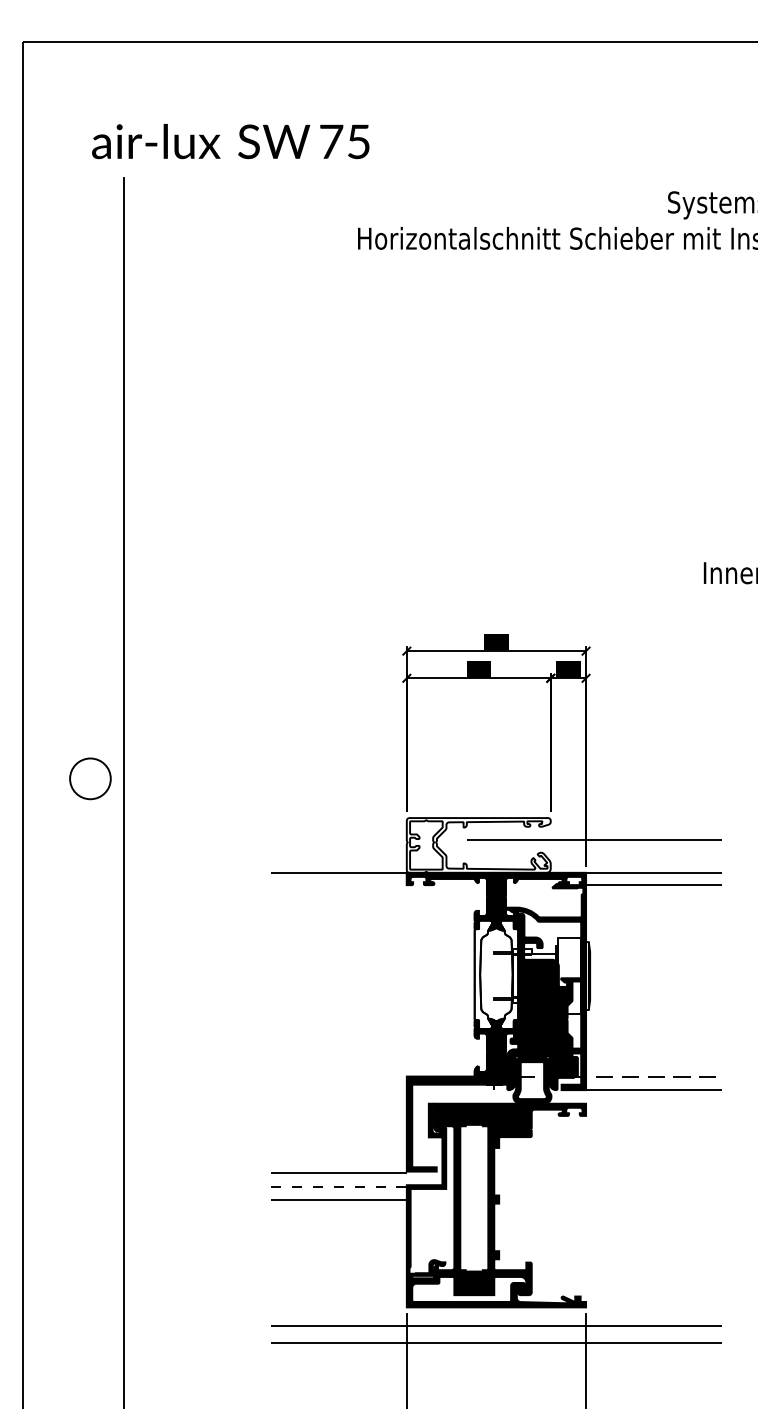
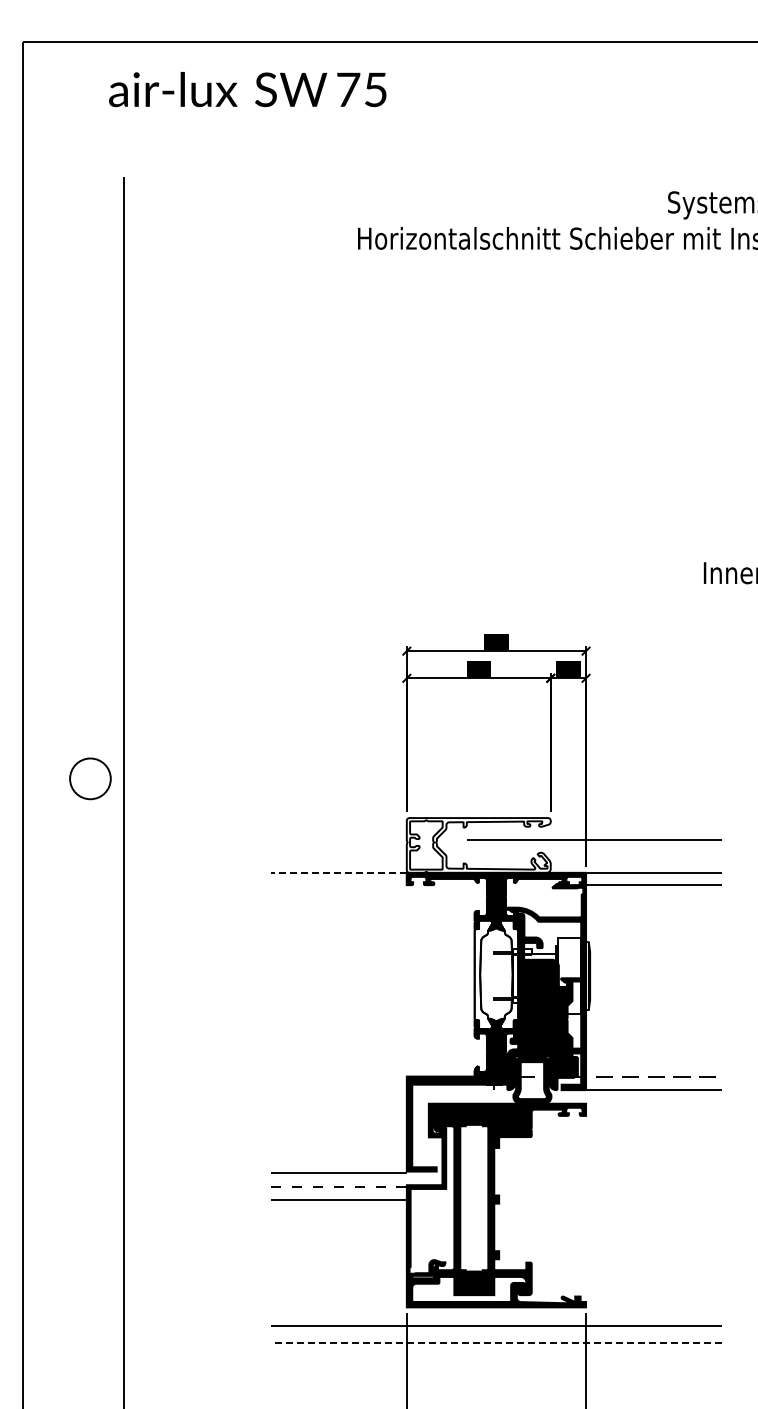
text position: (230, 141) -> (247, 89) (247, 89)
line: solid -> dashed (338, 872)
line: solid -> dashed (495, 1342)
